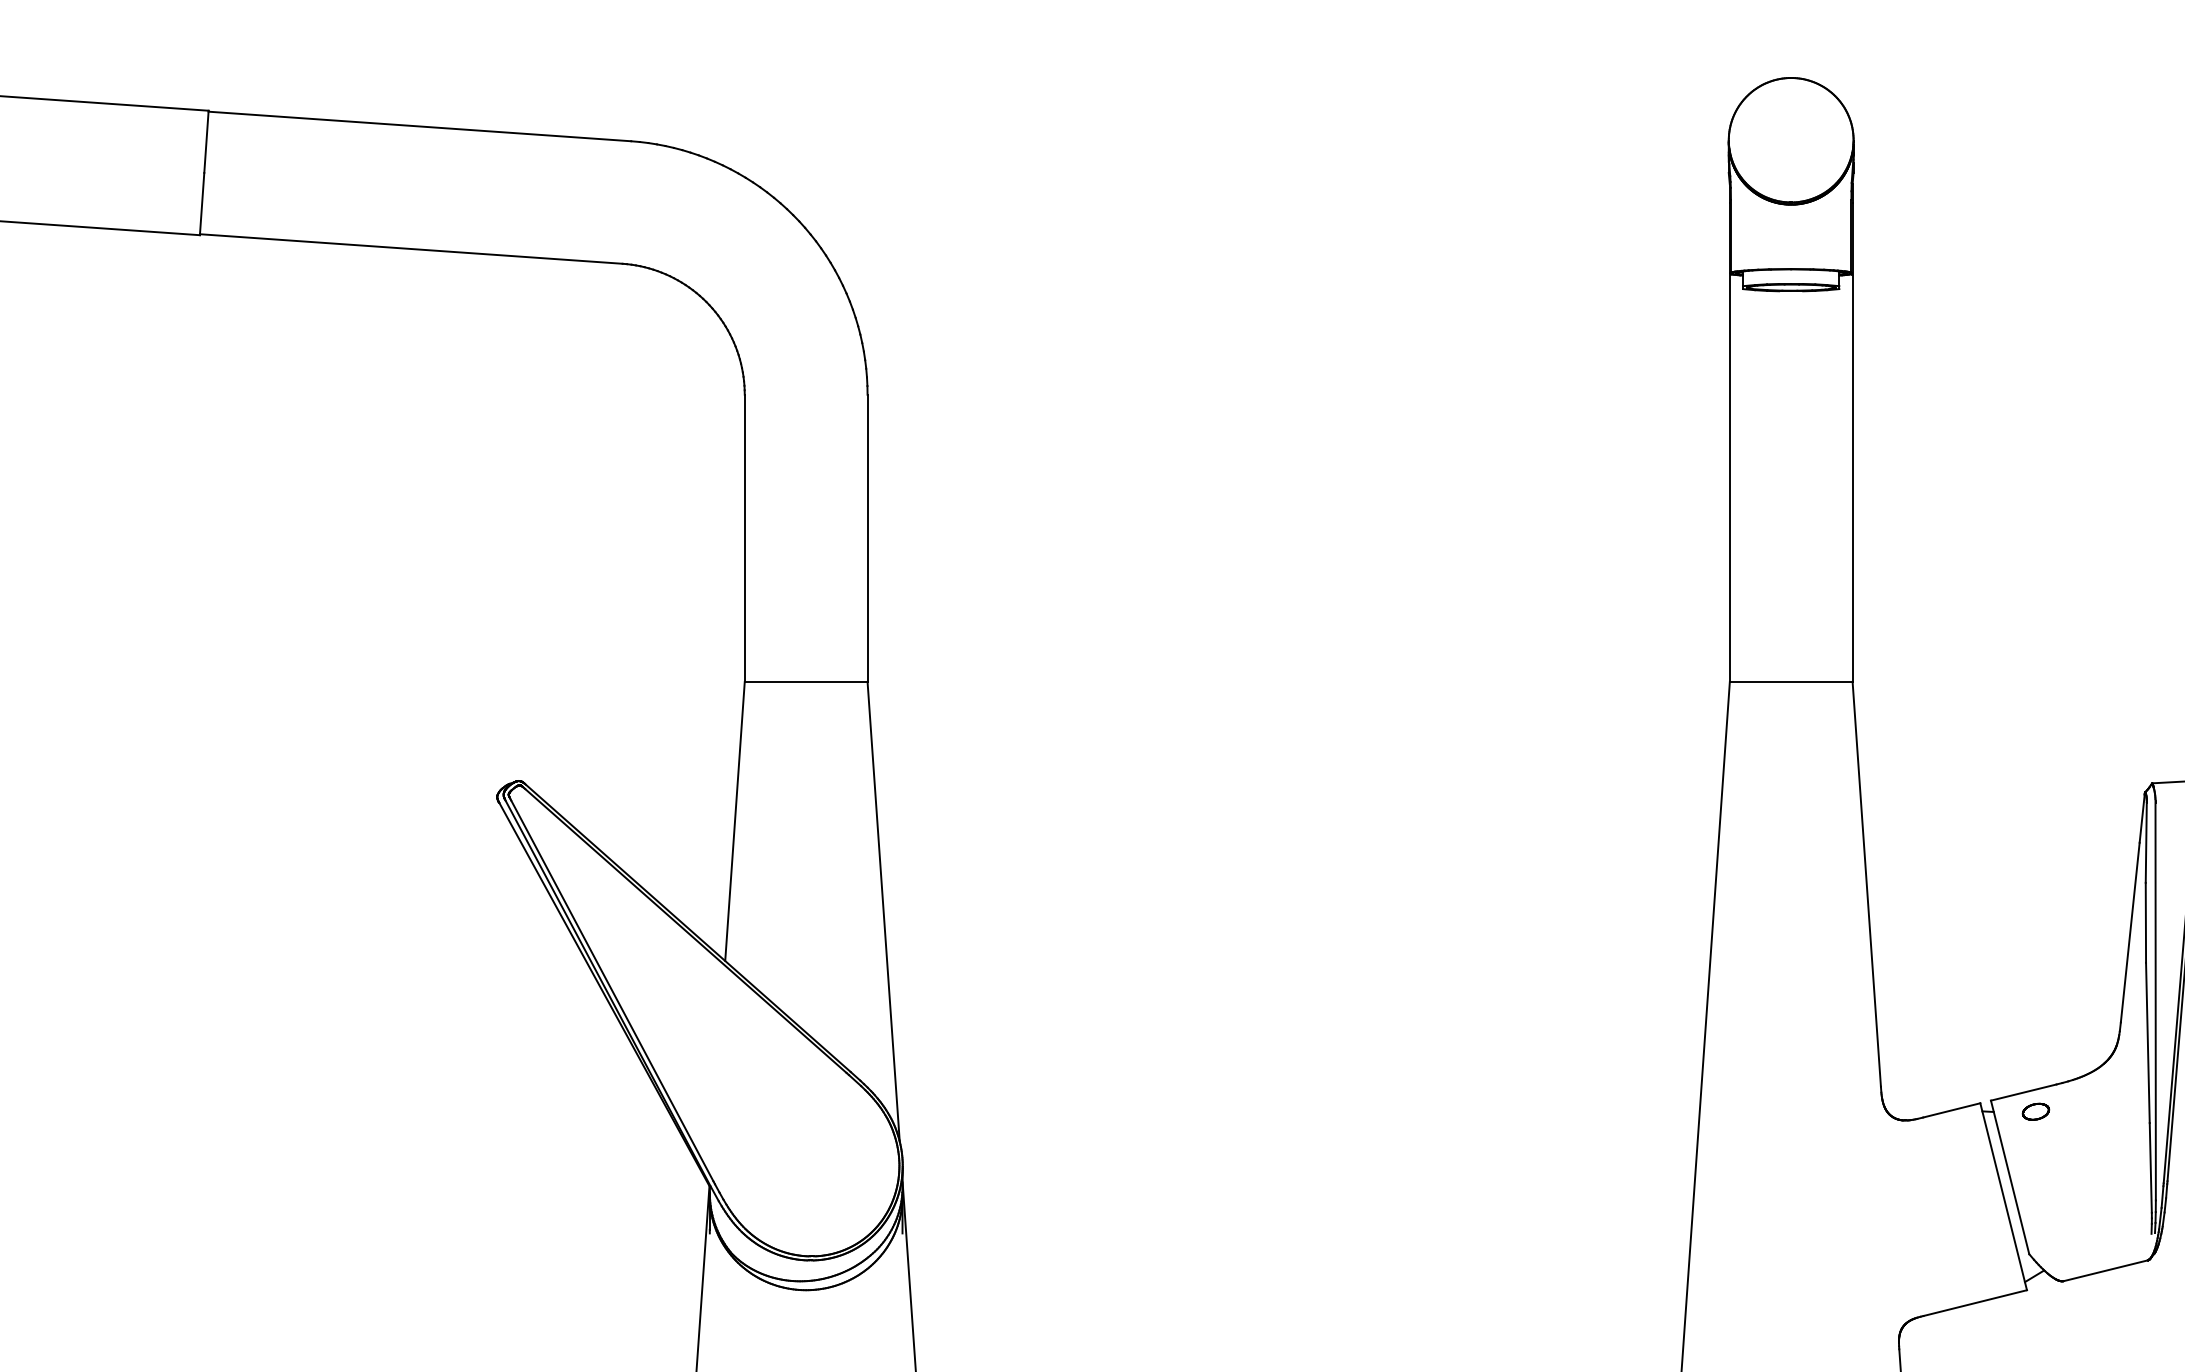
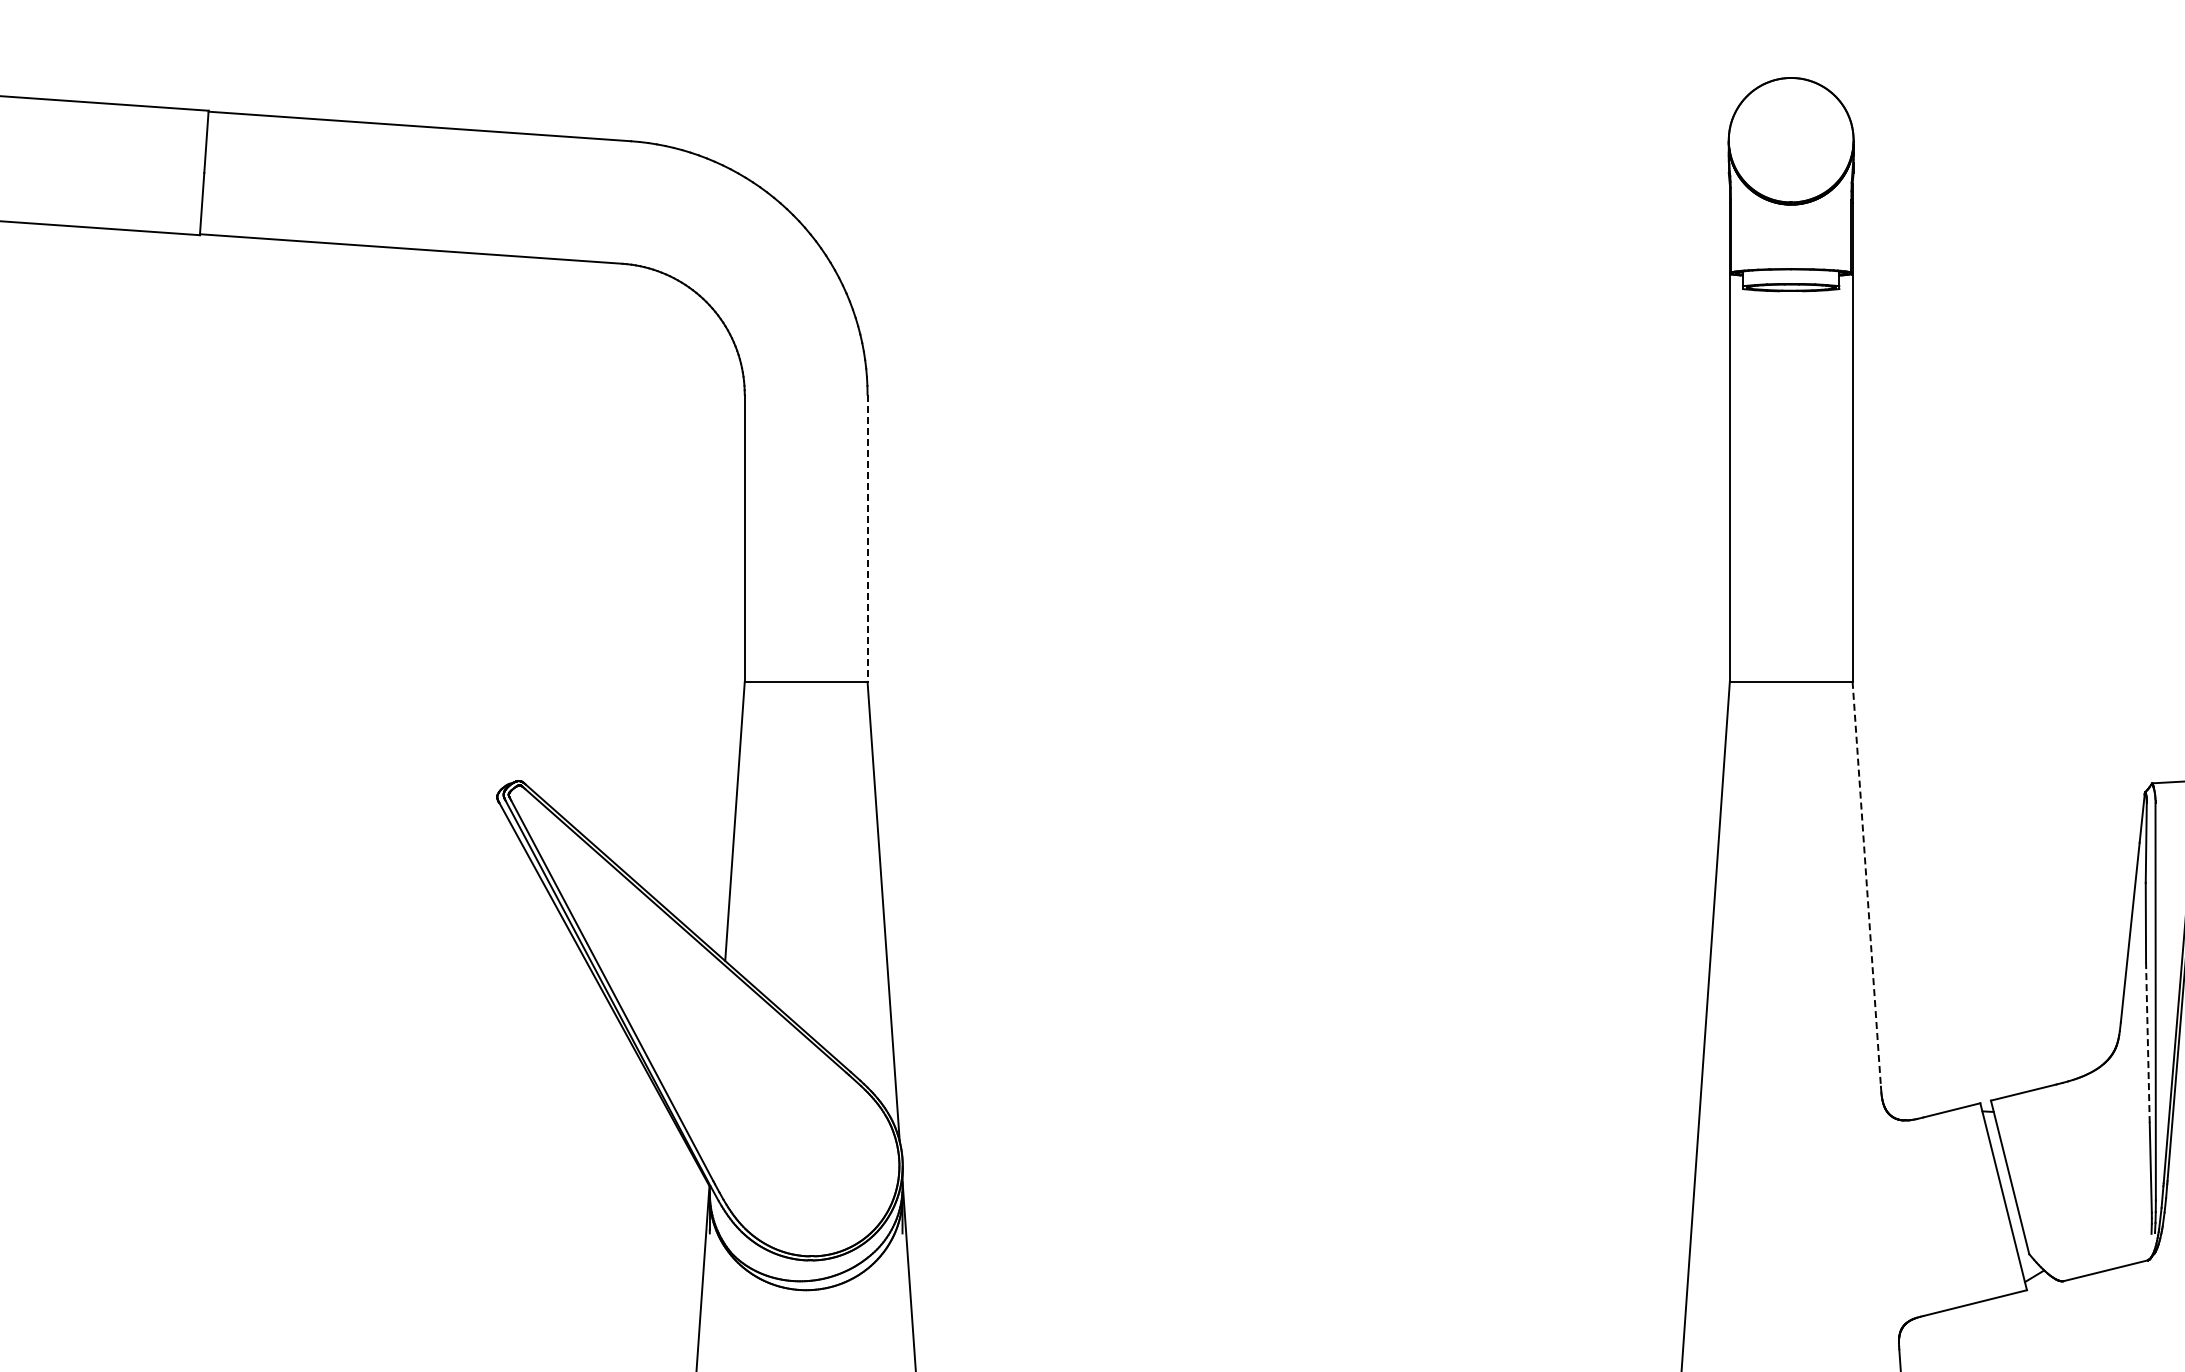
line: solid -> dashed (867, 538)
line: solid -> dashed (1866, 884)
line: solid -> dashed (2147, 1042)
part: present -> none (2035, 1111)
